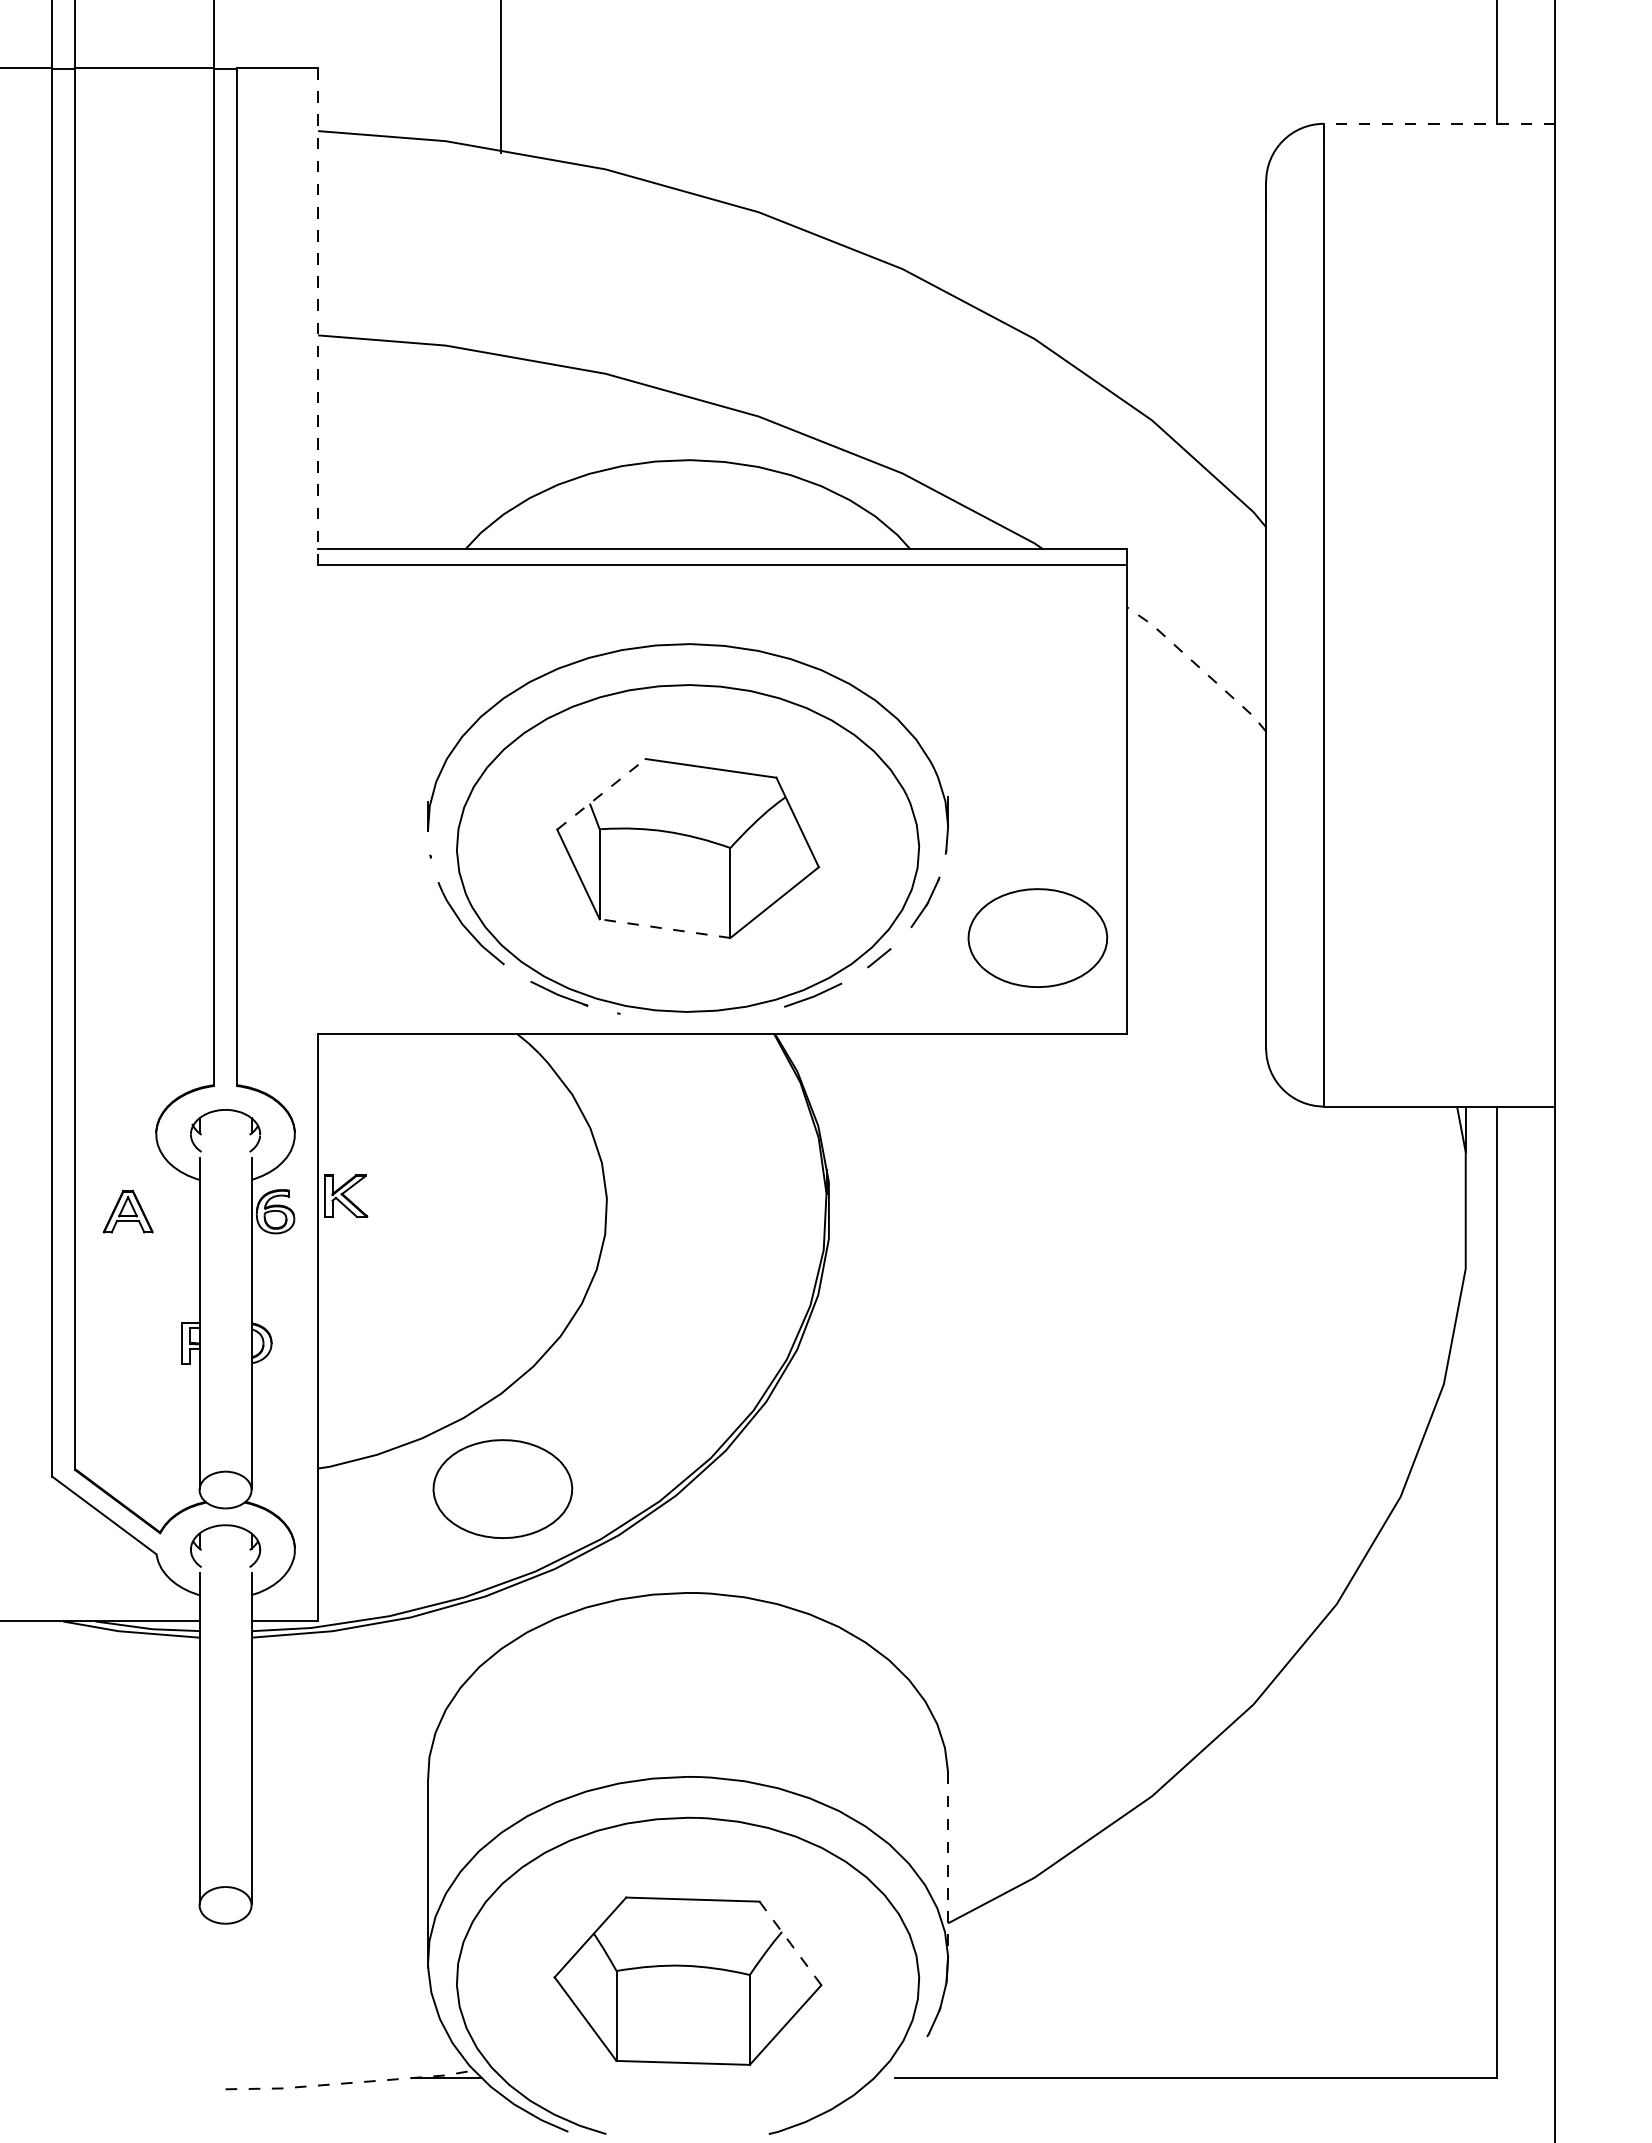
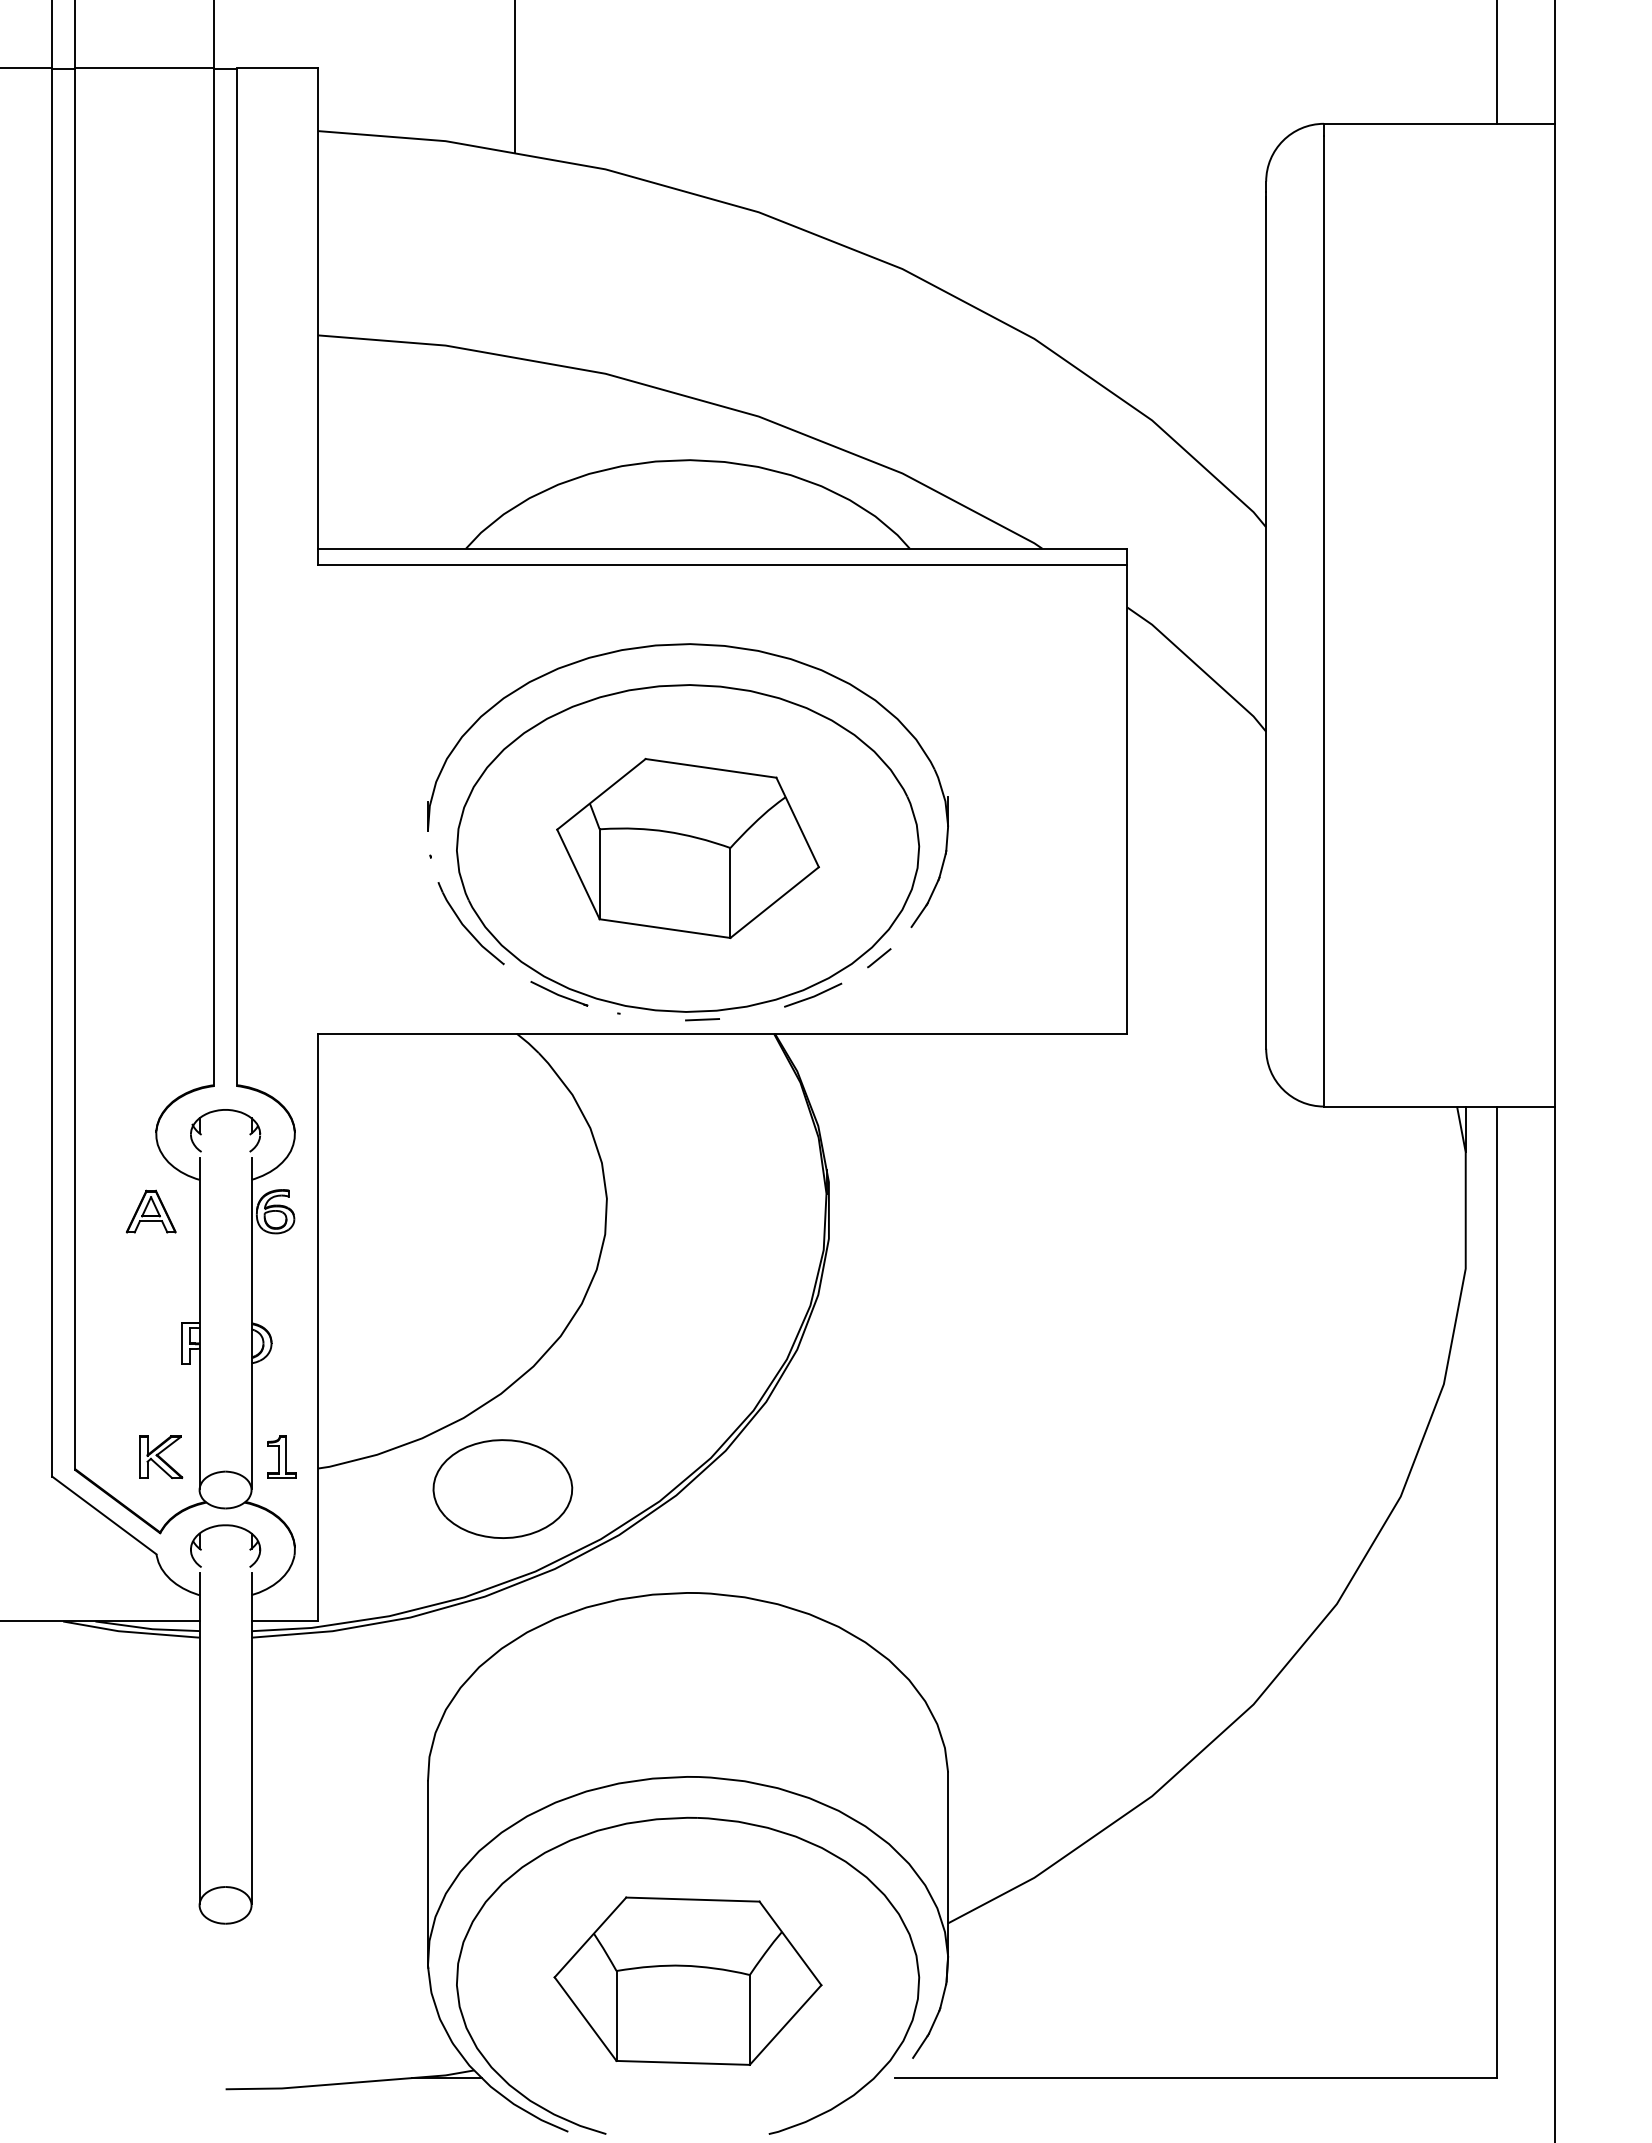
line position: (500, 77) -> (514, 77) (514, 77)
line: dashed -> solid (1439, 123)
line: dashed -> solid (318, 317)
line: dashed -> solid (1198, 666)
line: dashed -> solid (601, 794)
line: none -> present (942, 865)
line: dashed -> solid (664, 928)
part: present -> none (1037, 937)
line: none -> present (702, 1019)
part position: (346, 1195) -> (161, 1456) (161, 1456)
part position: (128, 1211) -> (151, 1211) (151, 1211)
part: none -> present (281, 1456)
line: dashed -> solid (948, 1864)
line: dashed -> solid (790, 1943)
line: none -> present (920, 2046)
line: dashed -> solid (350, 2083)
